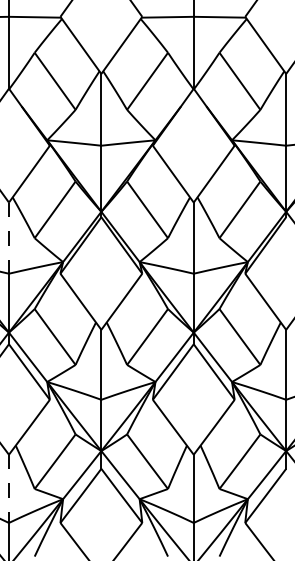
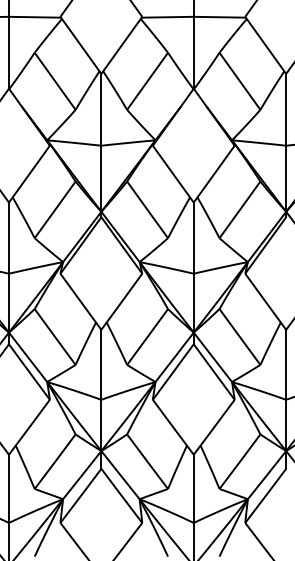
line: dashed -> solid (8, 238)
line: dashed -> solid (8, 489)
